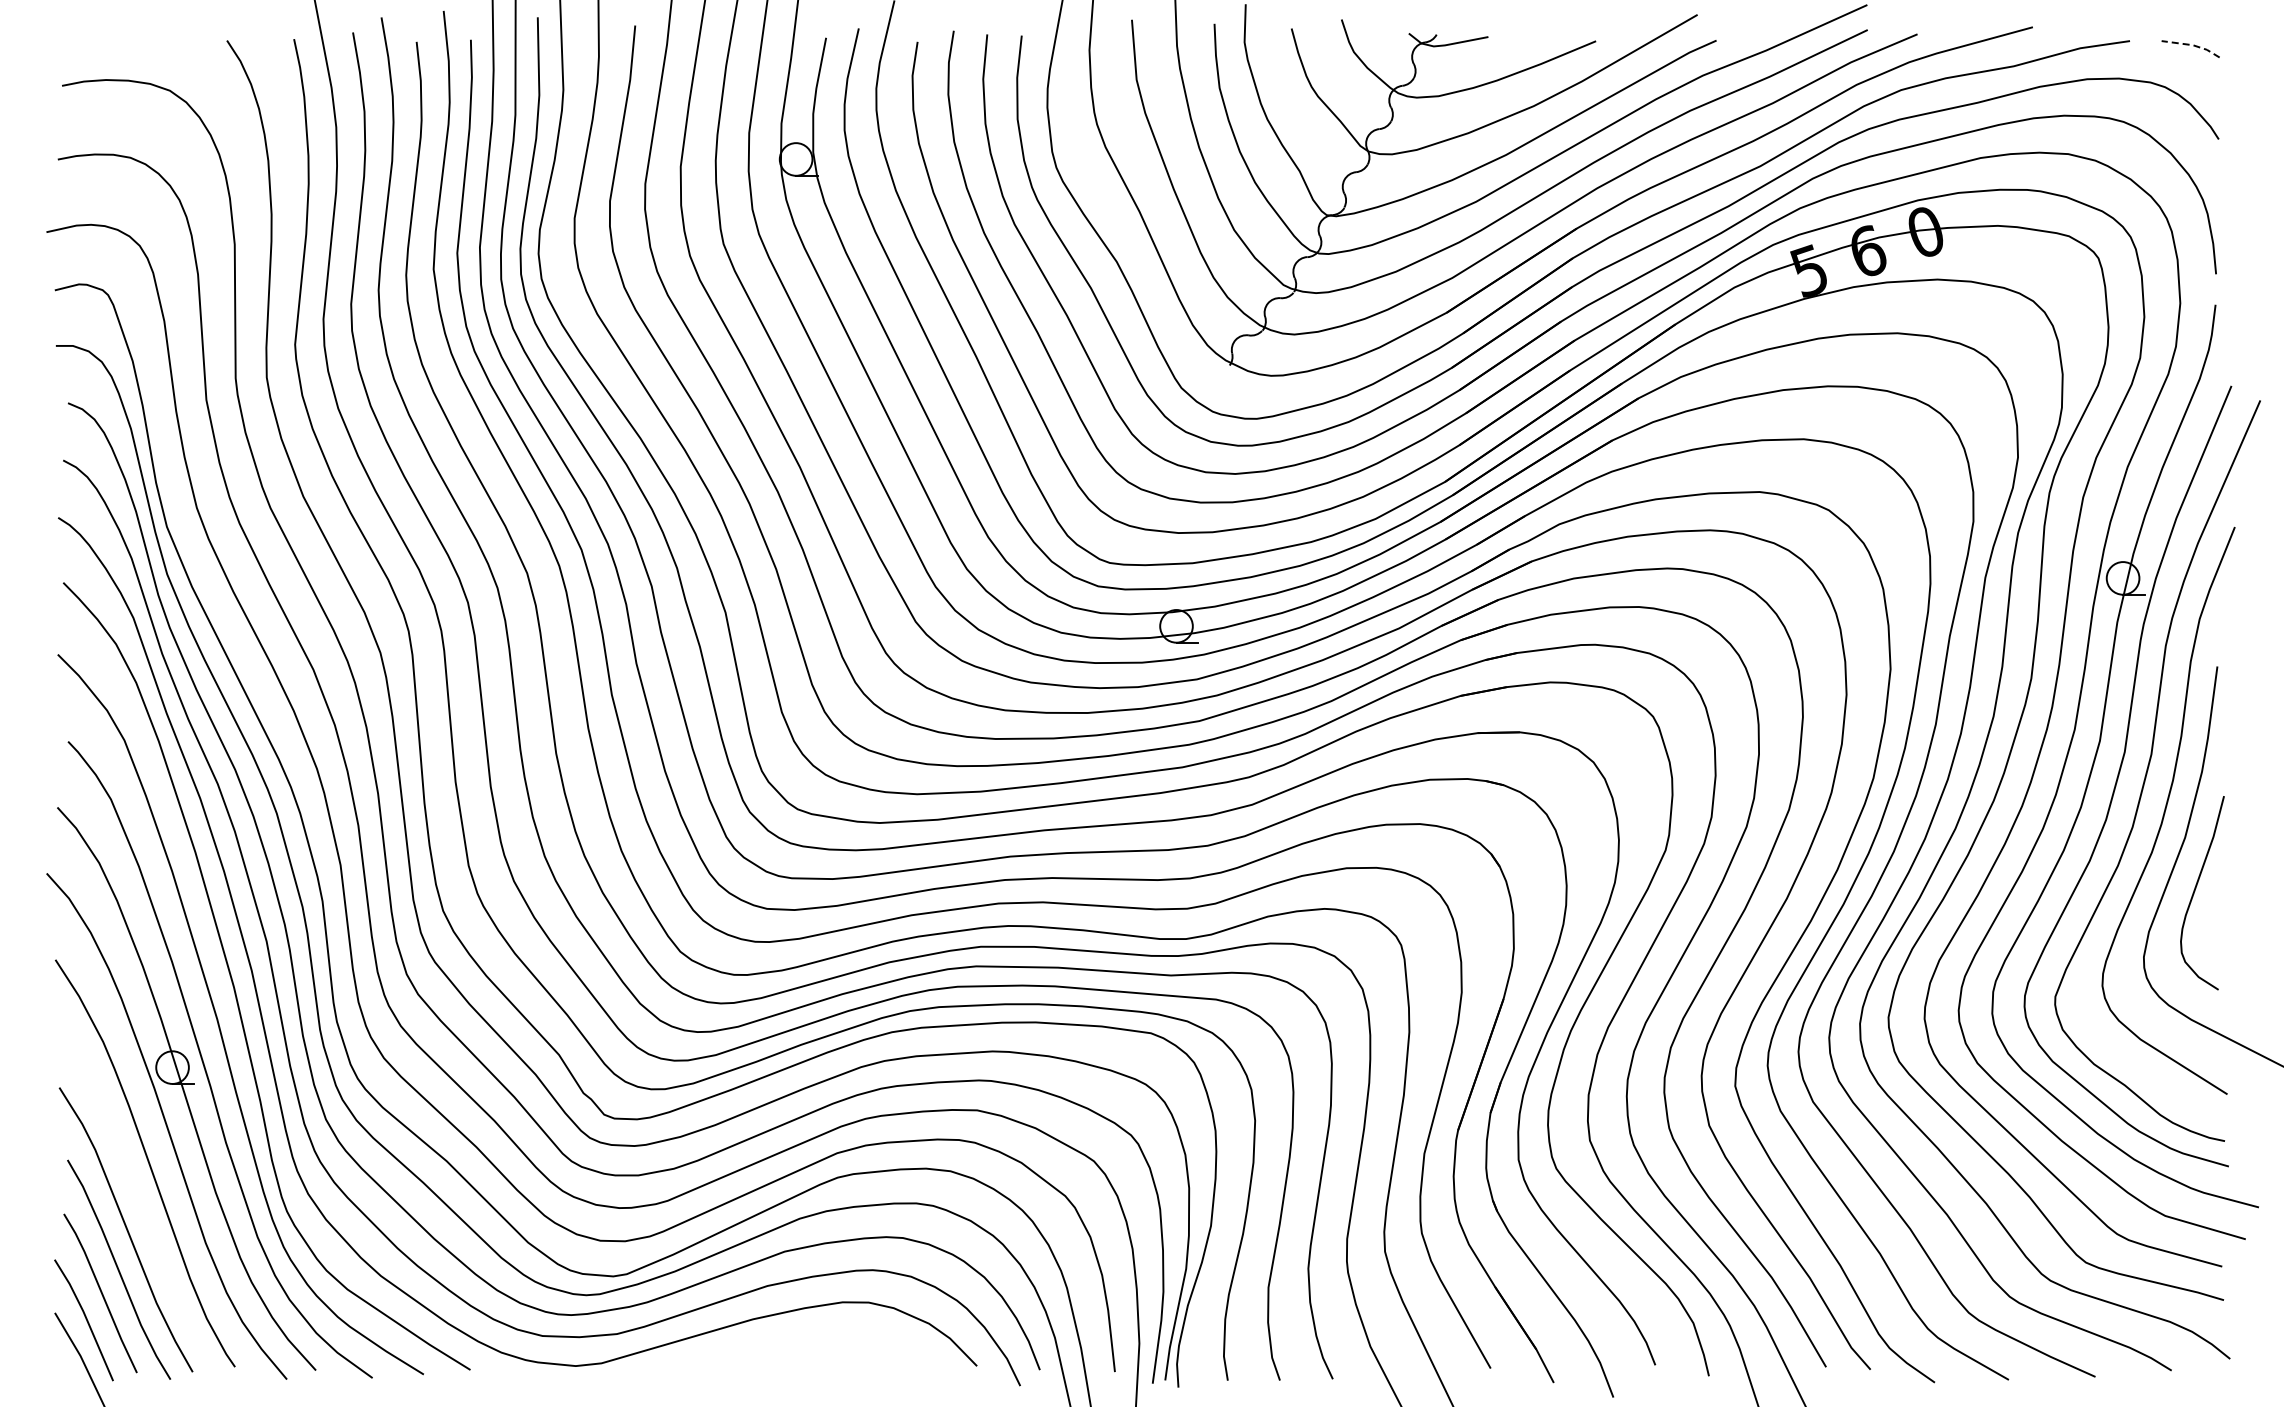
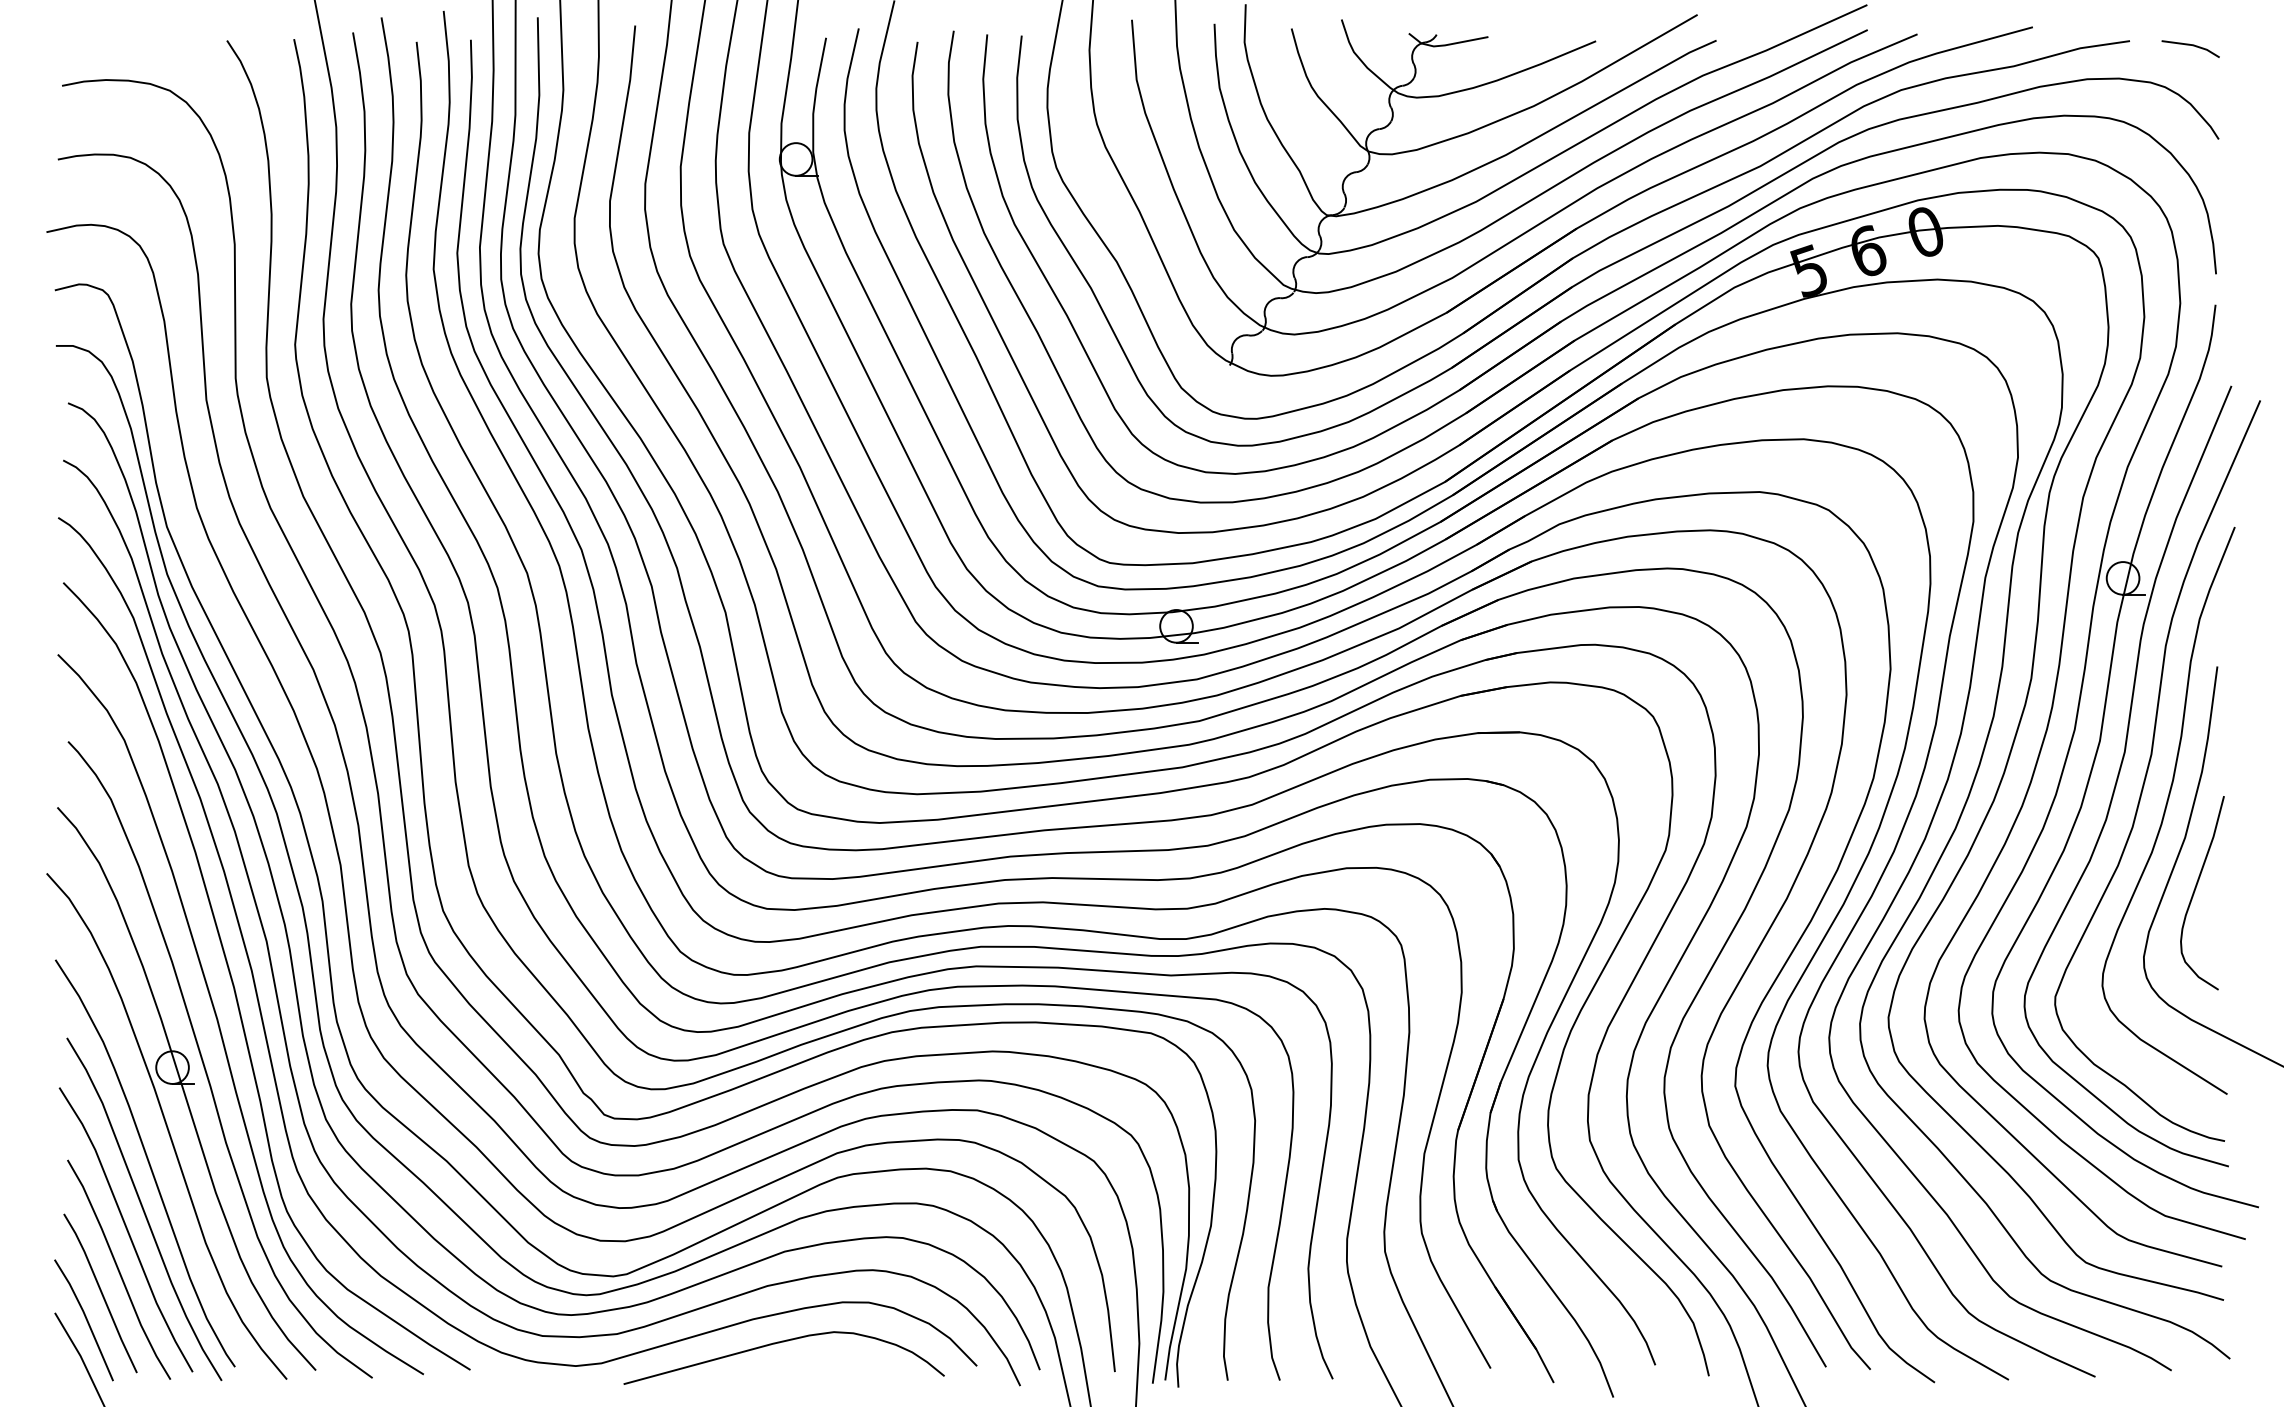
line: dashed -> solid (2193, 45)
curve: none -> present (143, 1208)
curve: none -> present (779, 1343)
